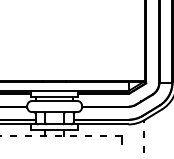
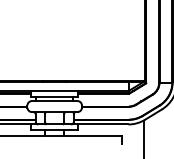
line: dashed -> solid (61, 136)
line: dashed -> solid (143, 139)
